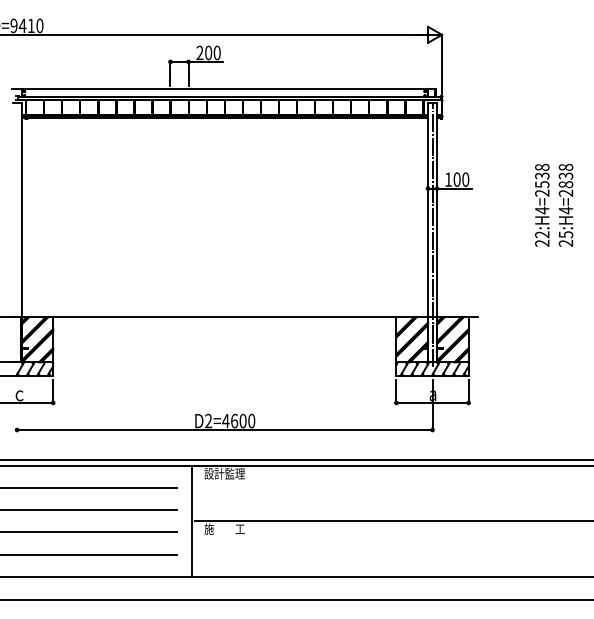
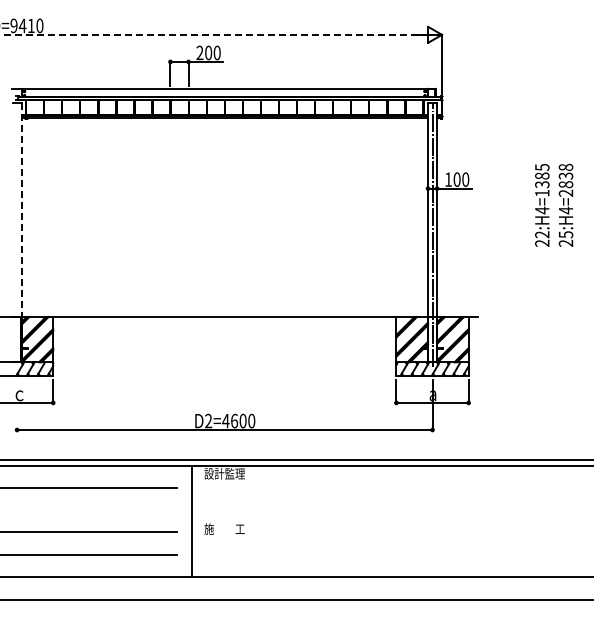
line: solid -> dashed (213, 34)
text: 22:H4=2538 -> 22:H4=1385 (542, 179)
line: solid -> dashed (21, 209)
line: present -> none (89, 510)
line: present -> none (392, 521)
